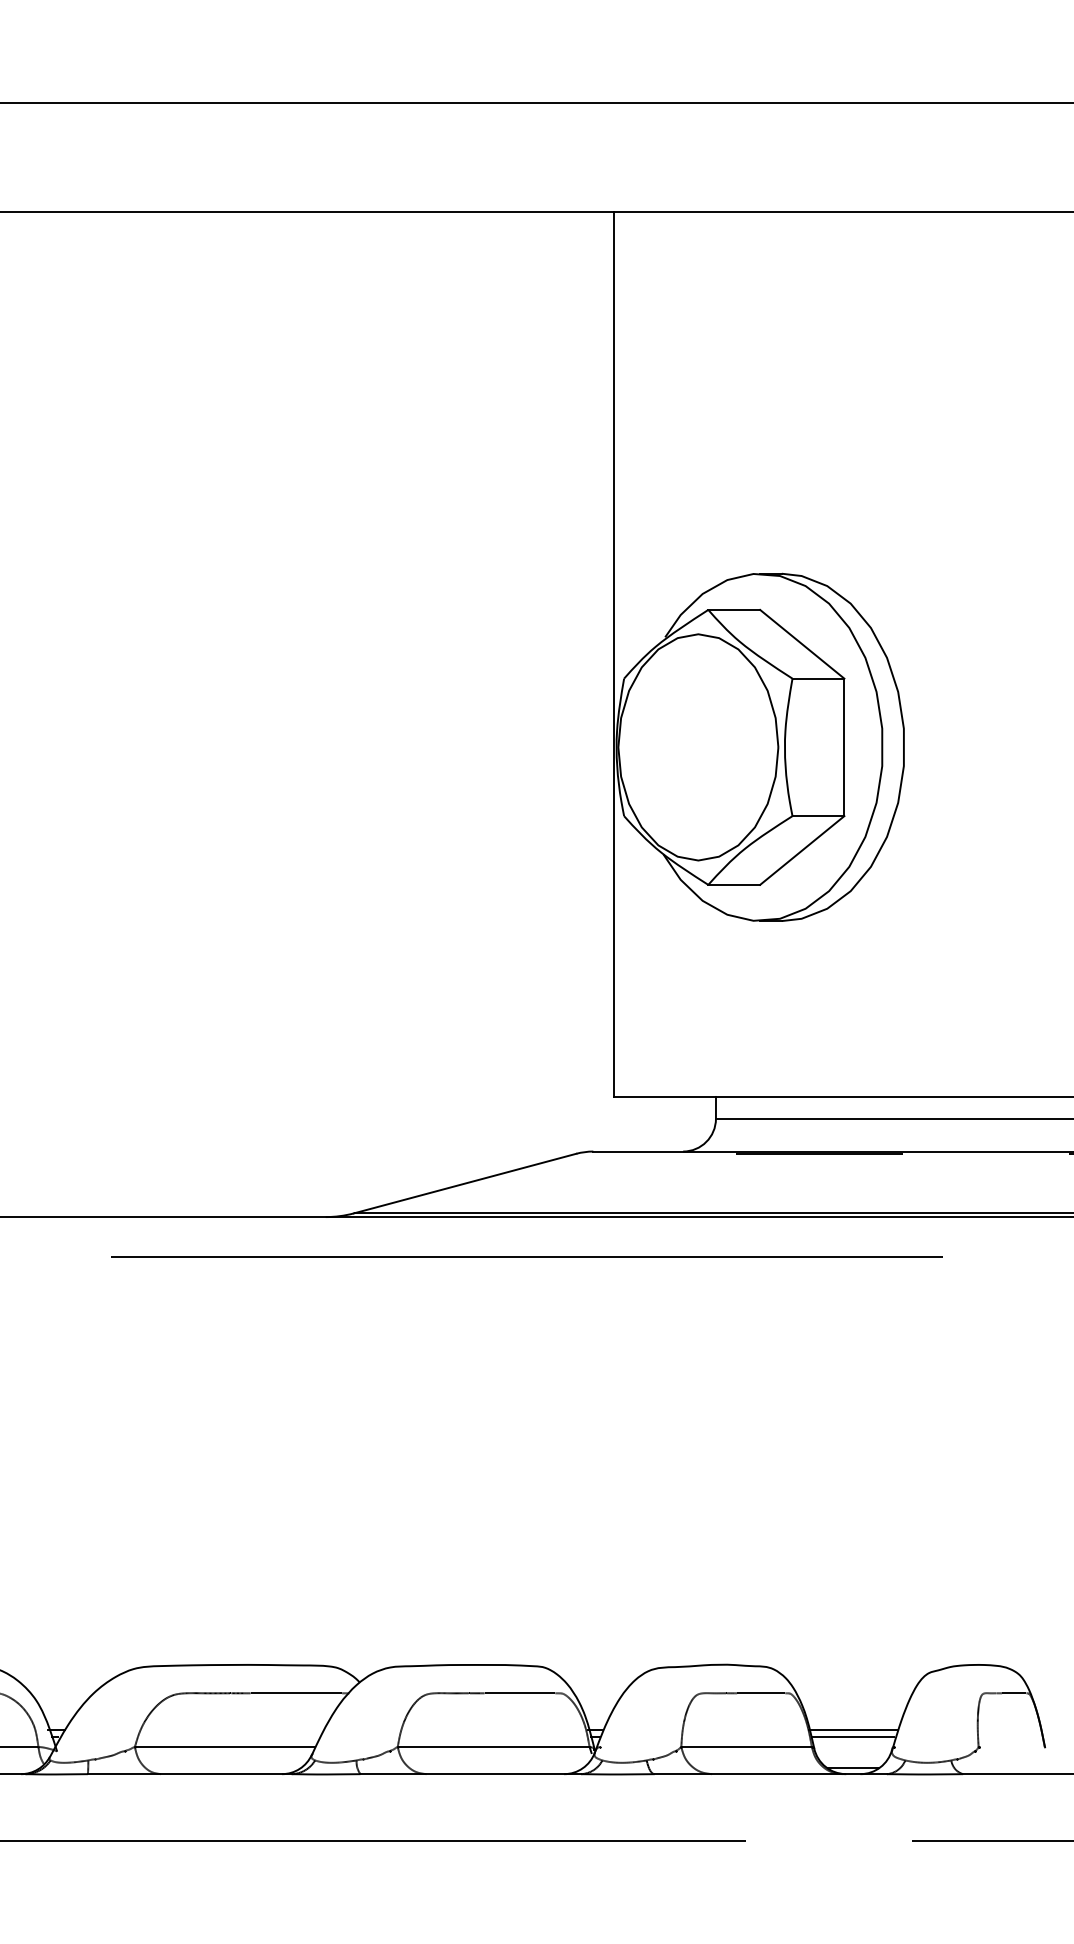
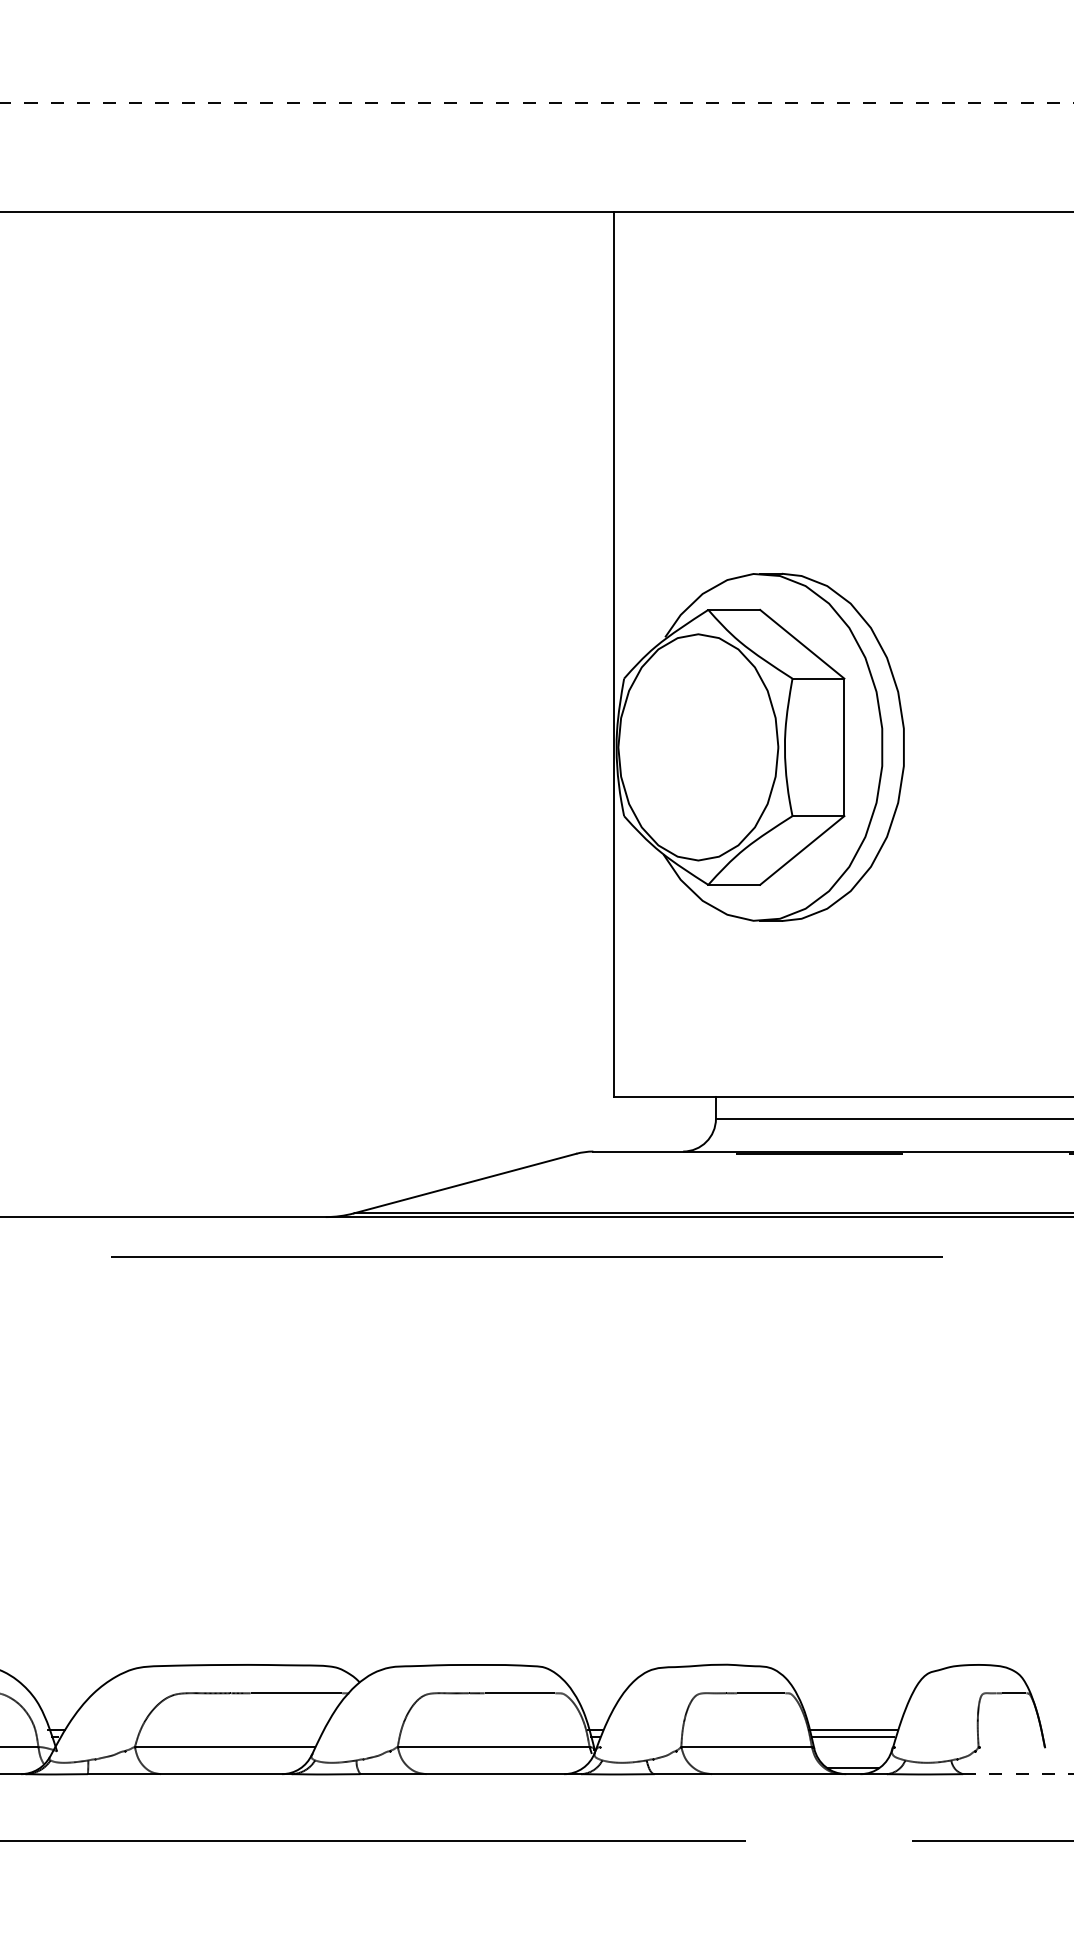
line: solid -> dashed (537, 102)
line: solid -> dashed (1018, 1774)
